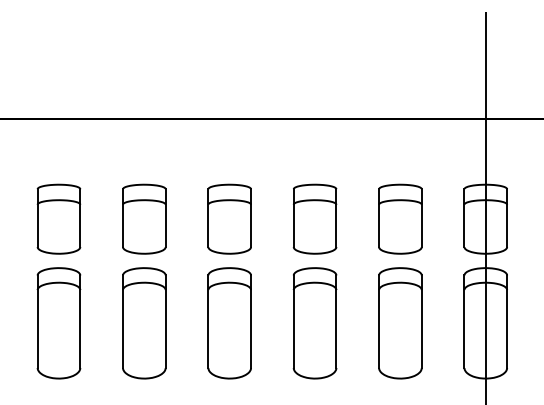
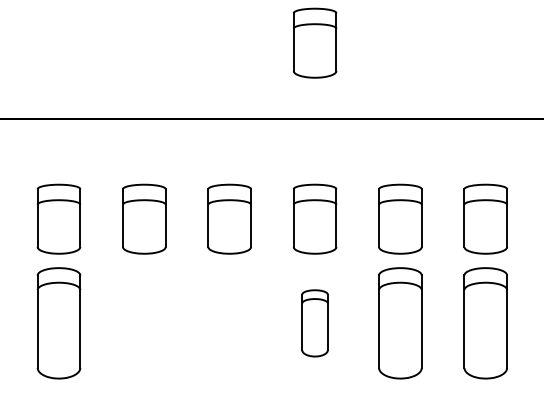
part: none -> present (314, 42)
line: present -> none (485, 206)
part: present -> none (144, 323)
part: present -> none (229, 323)
part size: 46x113 px -> 28x69 px (314, 323)
